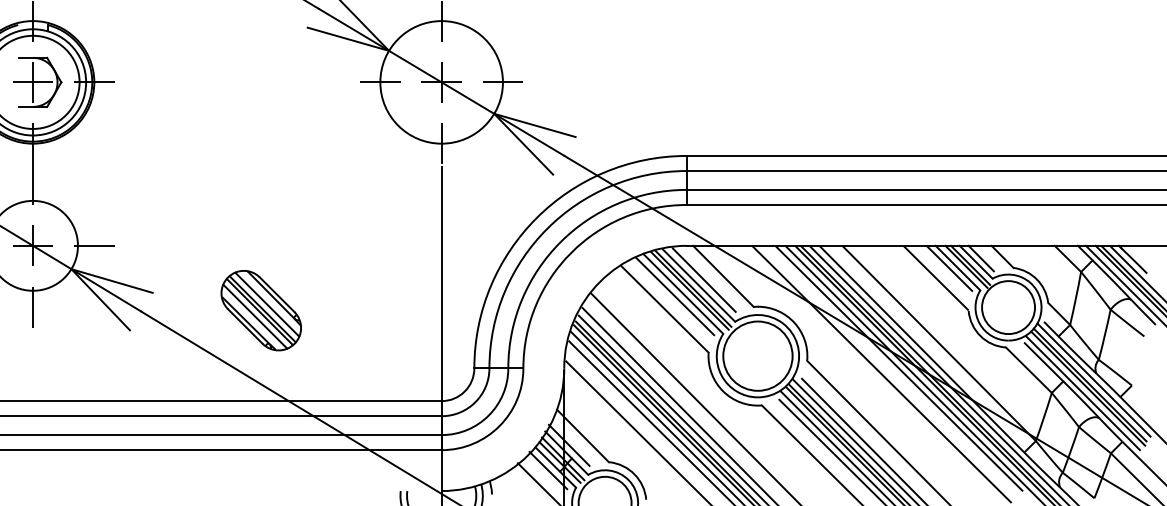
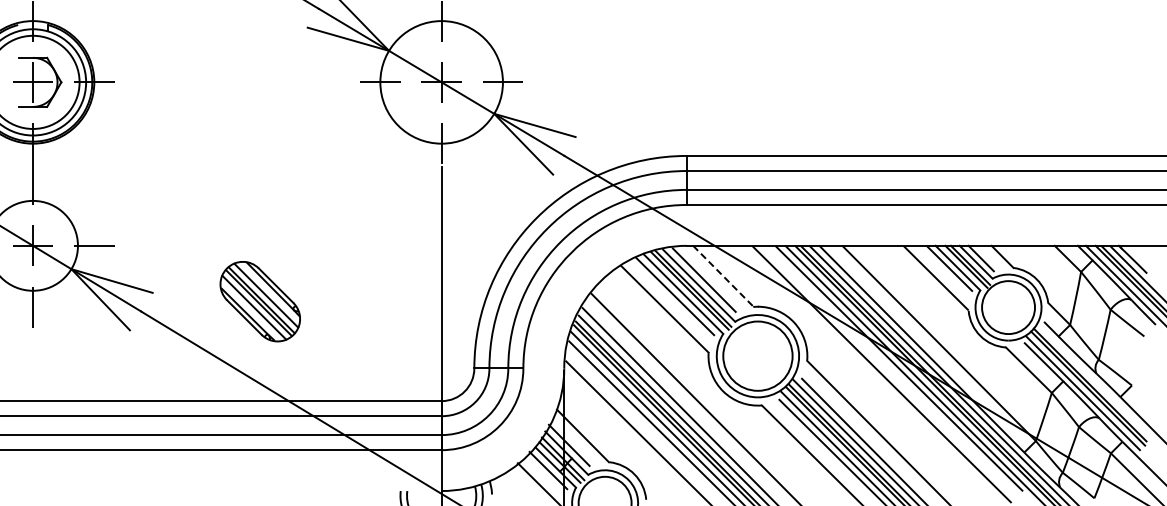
line: solid -> dashed (723, 276)
part position: (260, 310) -> (259, 301) (259, 301)
line: present -> none (1093, 379)
